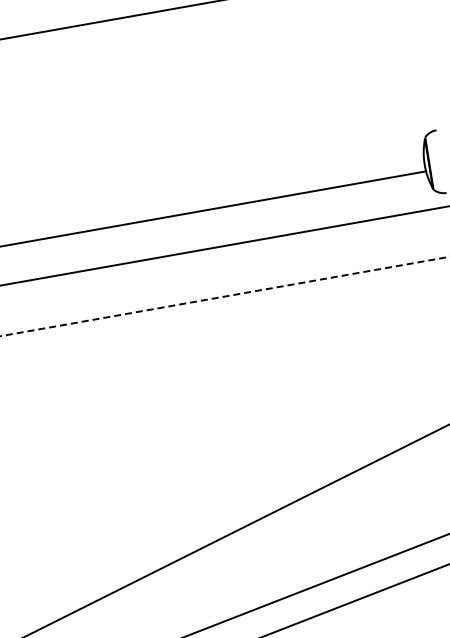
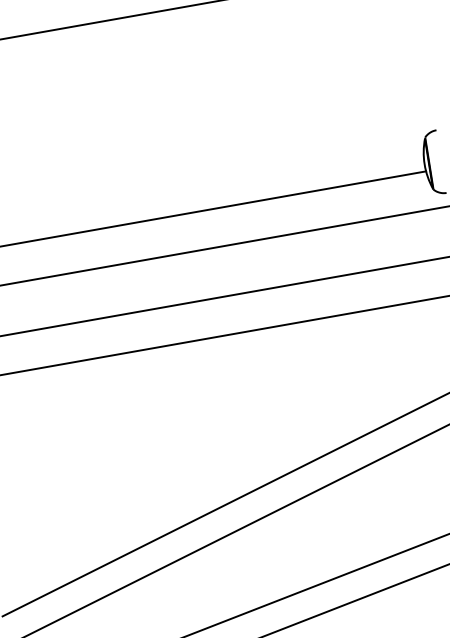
line: dashed -> solid (224, 296)
line: none -> present (224, 335)
line: none -> present (224, 505)
